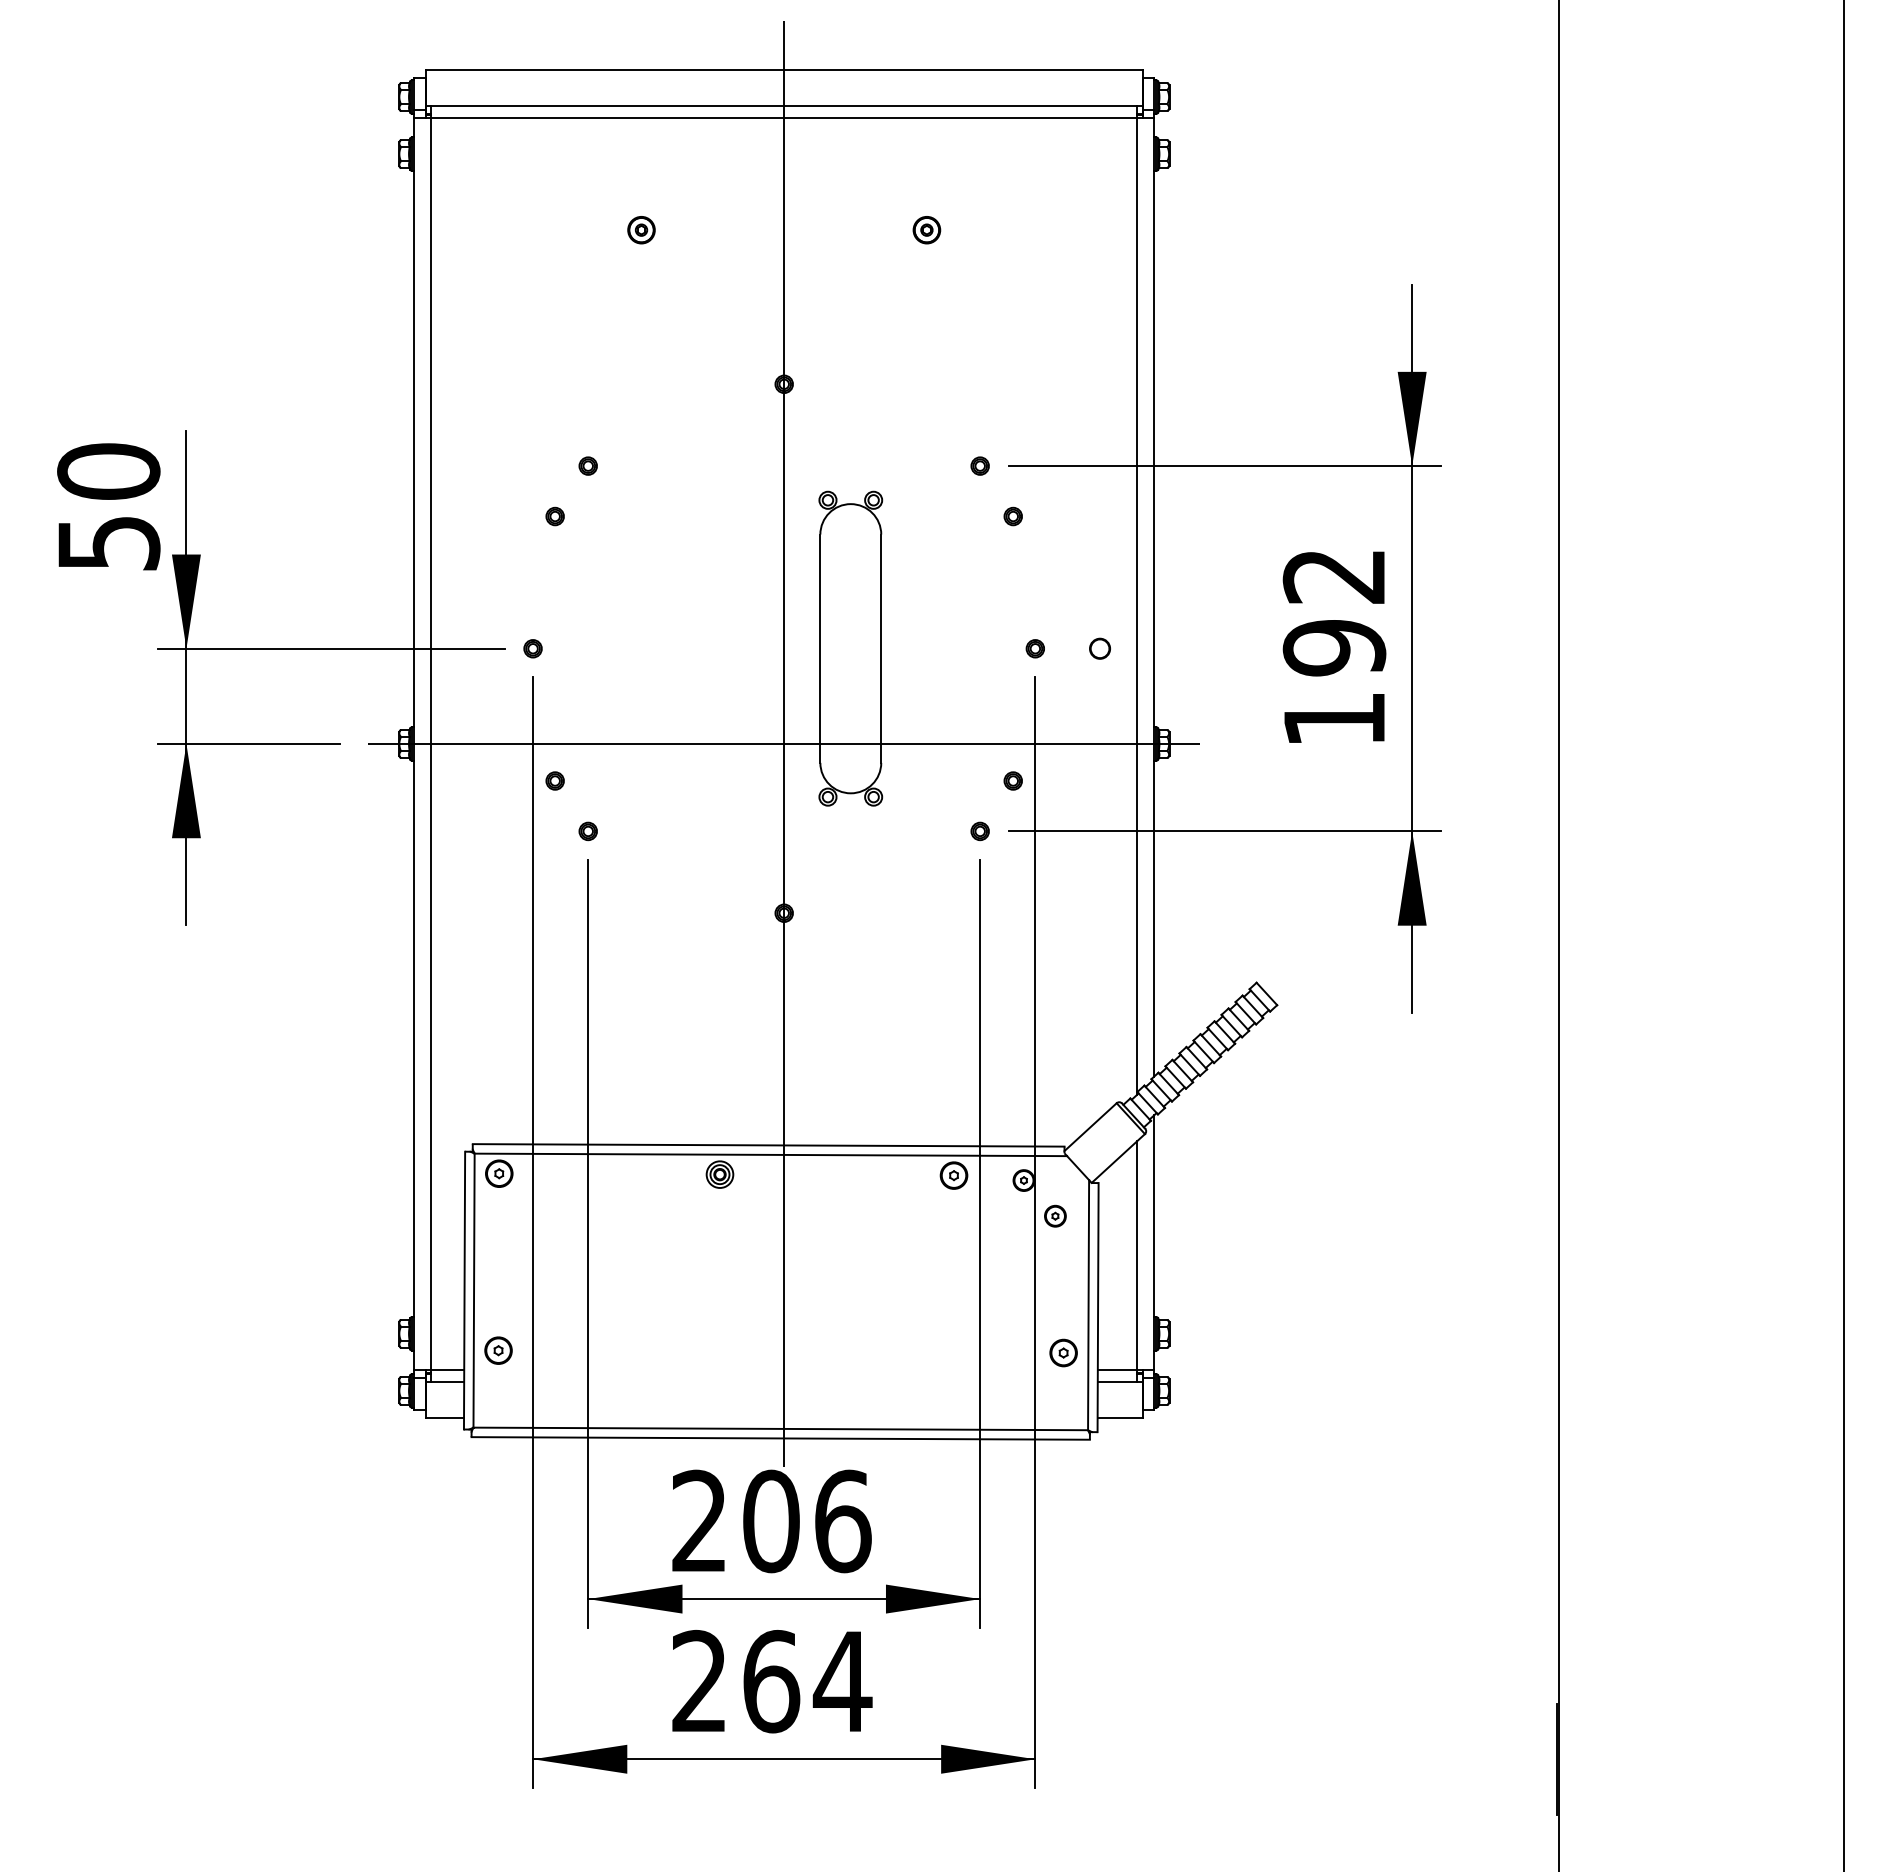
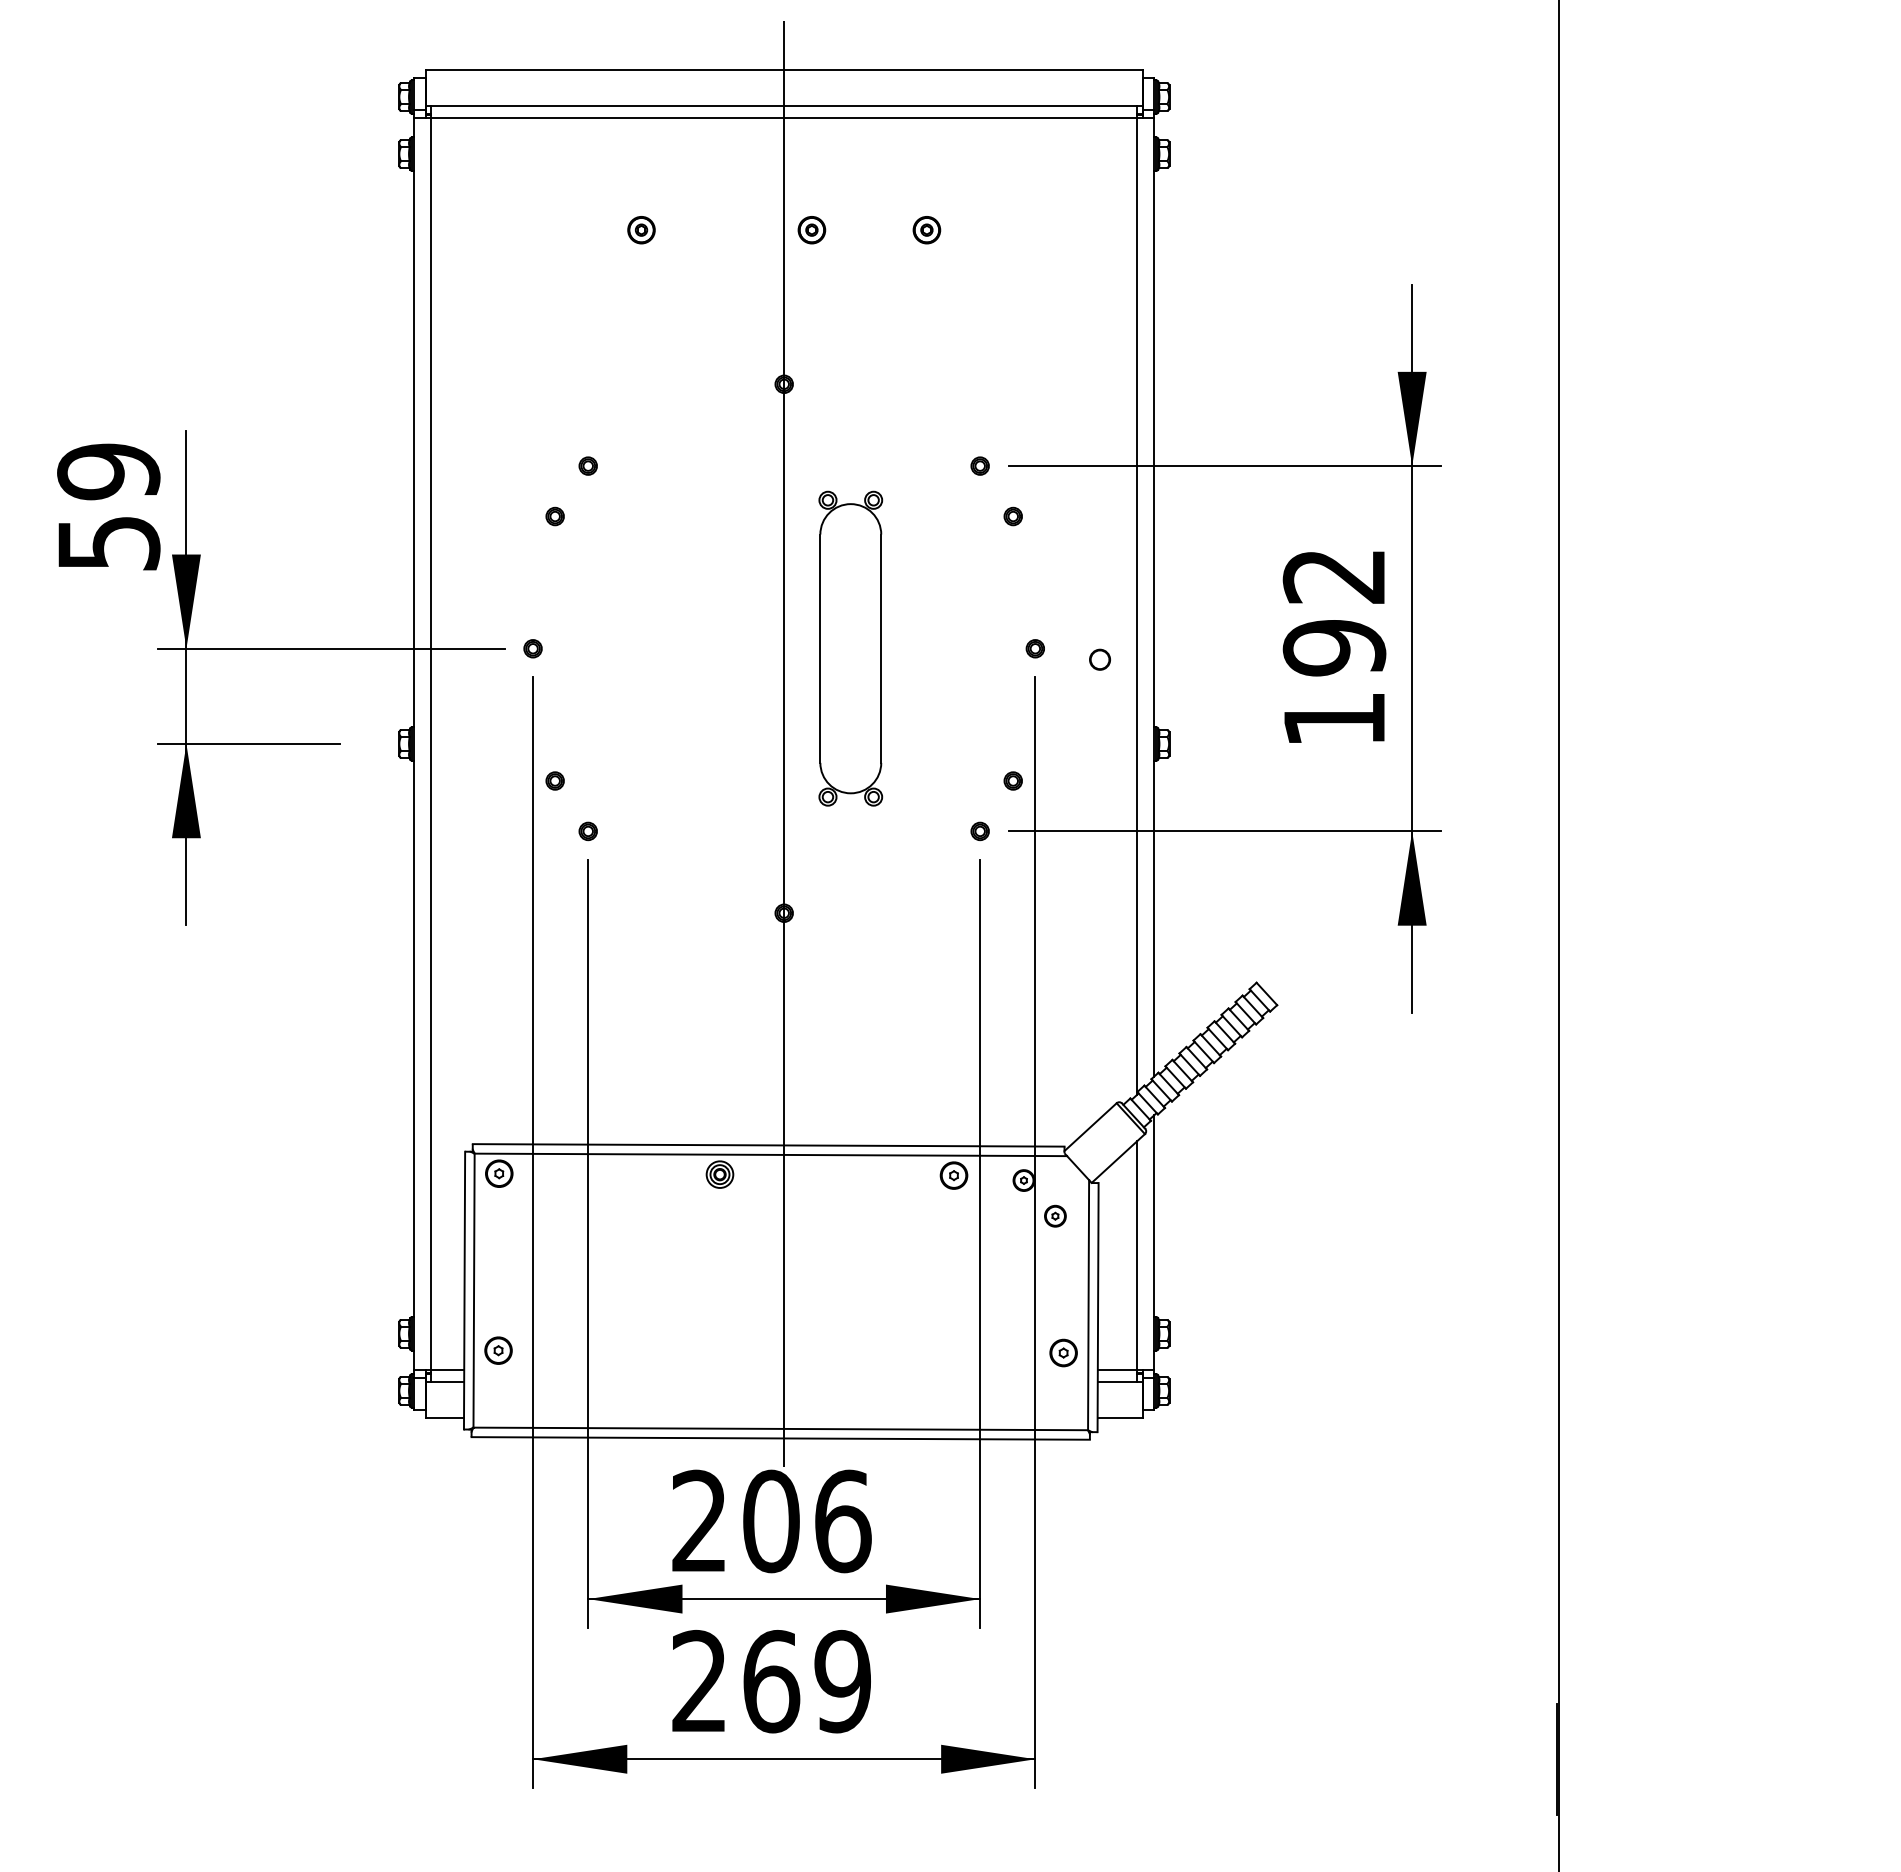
part: none -> present (811, 230)
text: 50 -> 59 (108, 471)
circle position: (1099, 648) -> (1099, 659) (1099, 659)
line: present -> none (783, 743)
line: present -> none (1843, 935)
text: 264 -> 269 (842, 1681)
